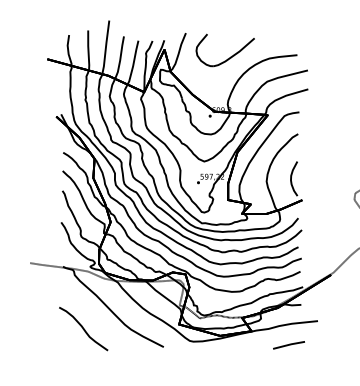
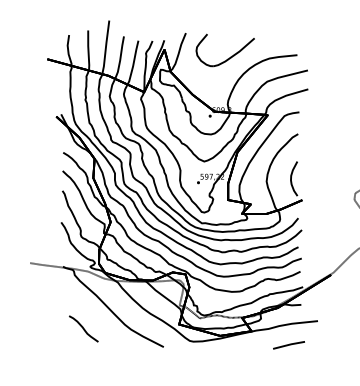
part size: 50x46 px -> 30x28 px (83, 328)
